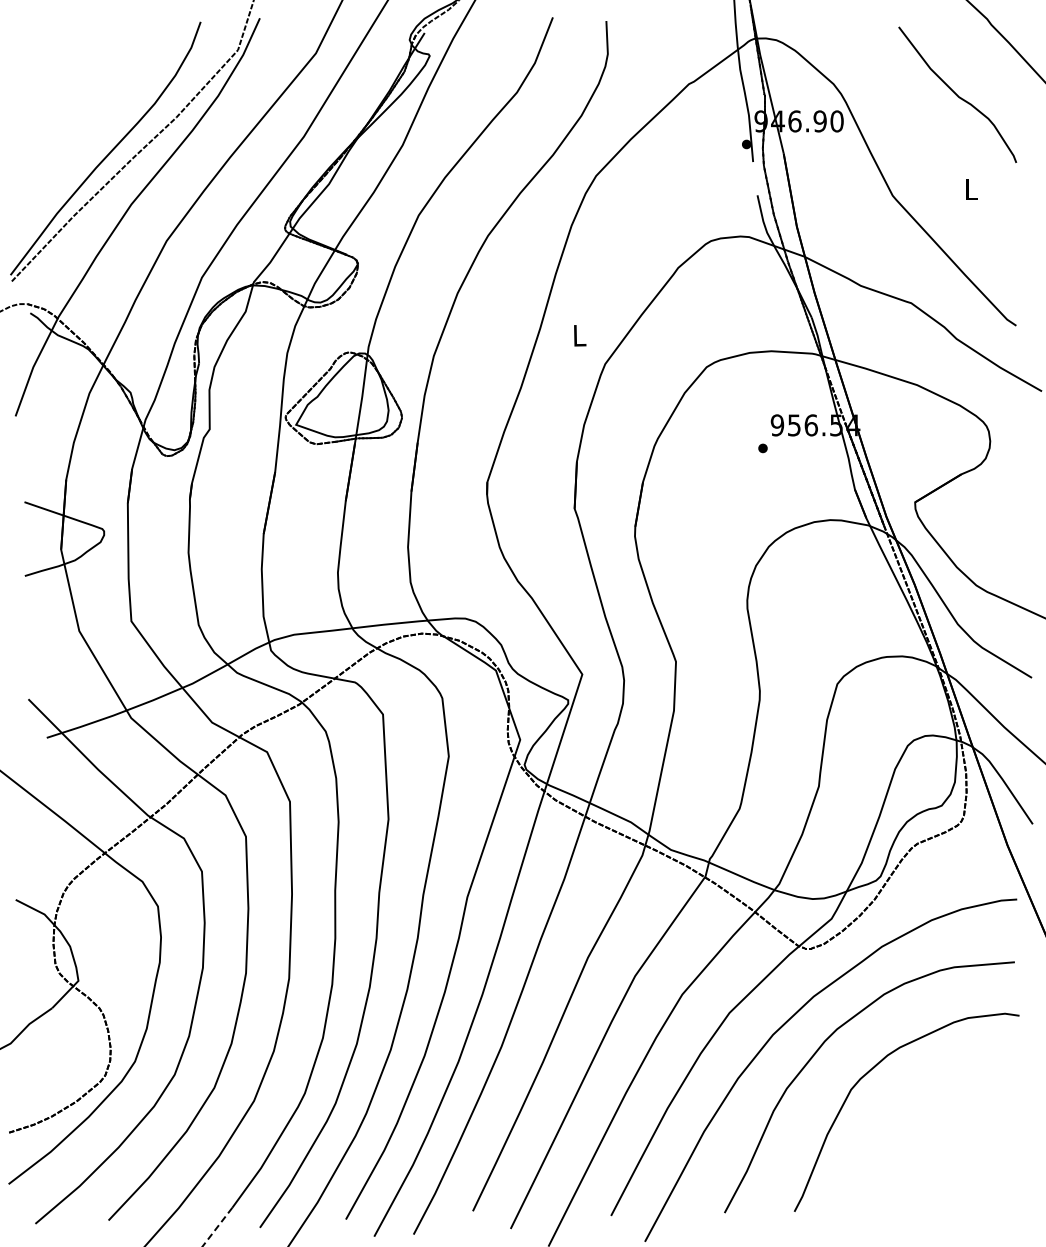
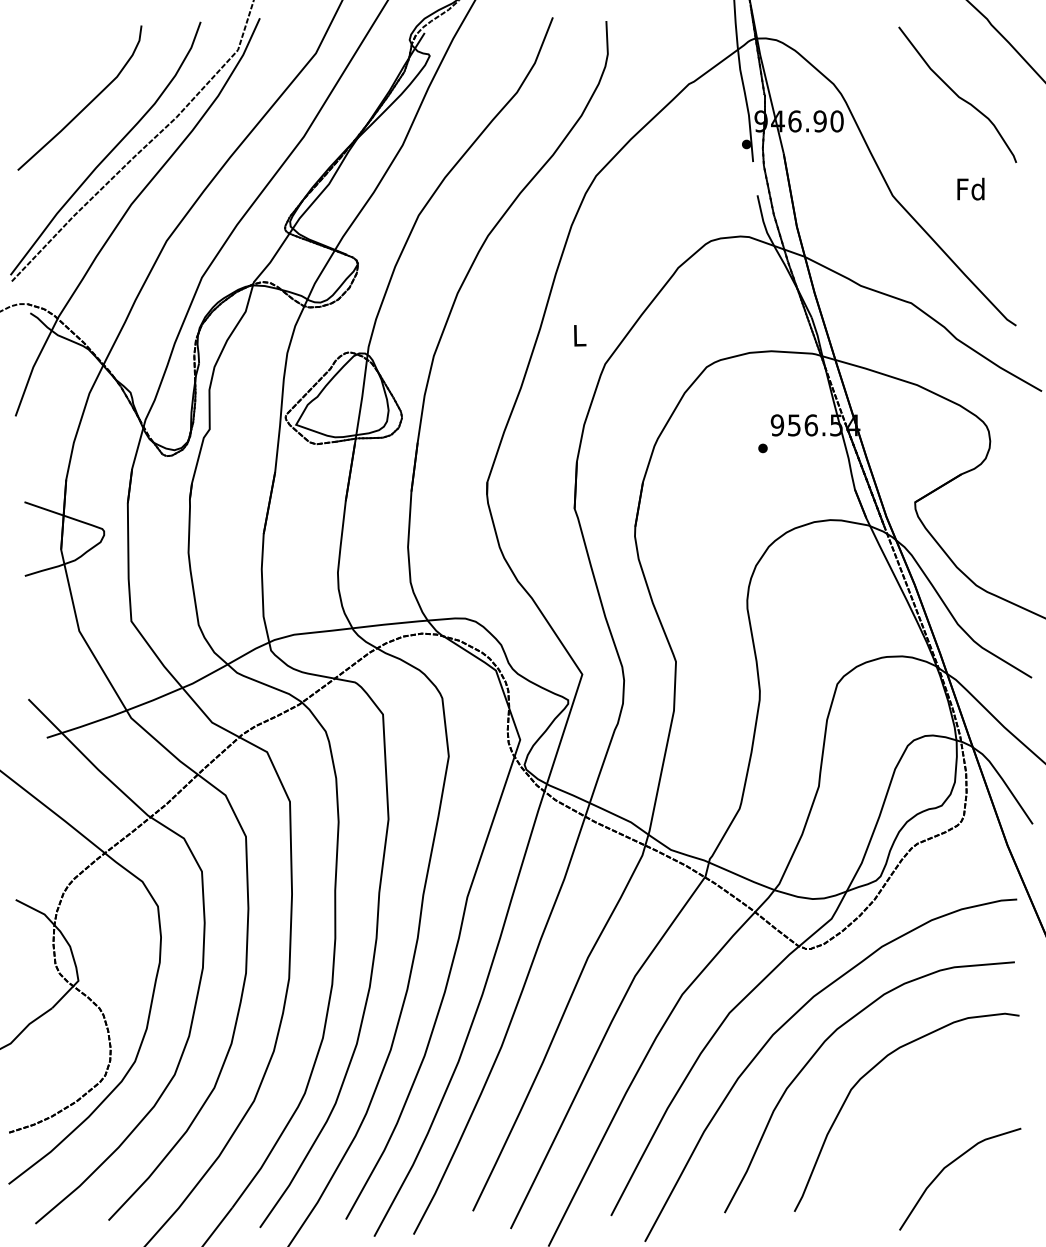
curve: none -> present (87, 104)
text: L -> Fd (970, 188)
curve: none -> present (948, 1166)
line: dashed -> solid (217, 1227)
